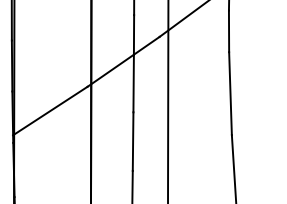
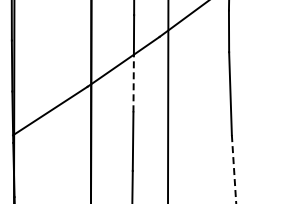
line: solid -> dashed (133, 83)
line: solid -> dashed (234, 169)
